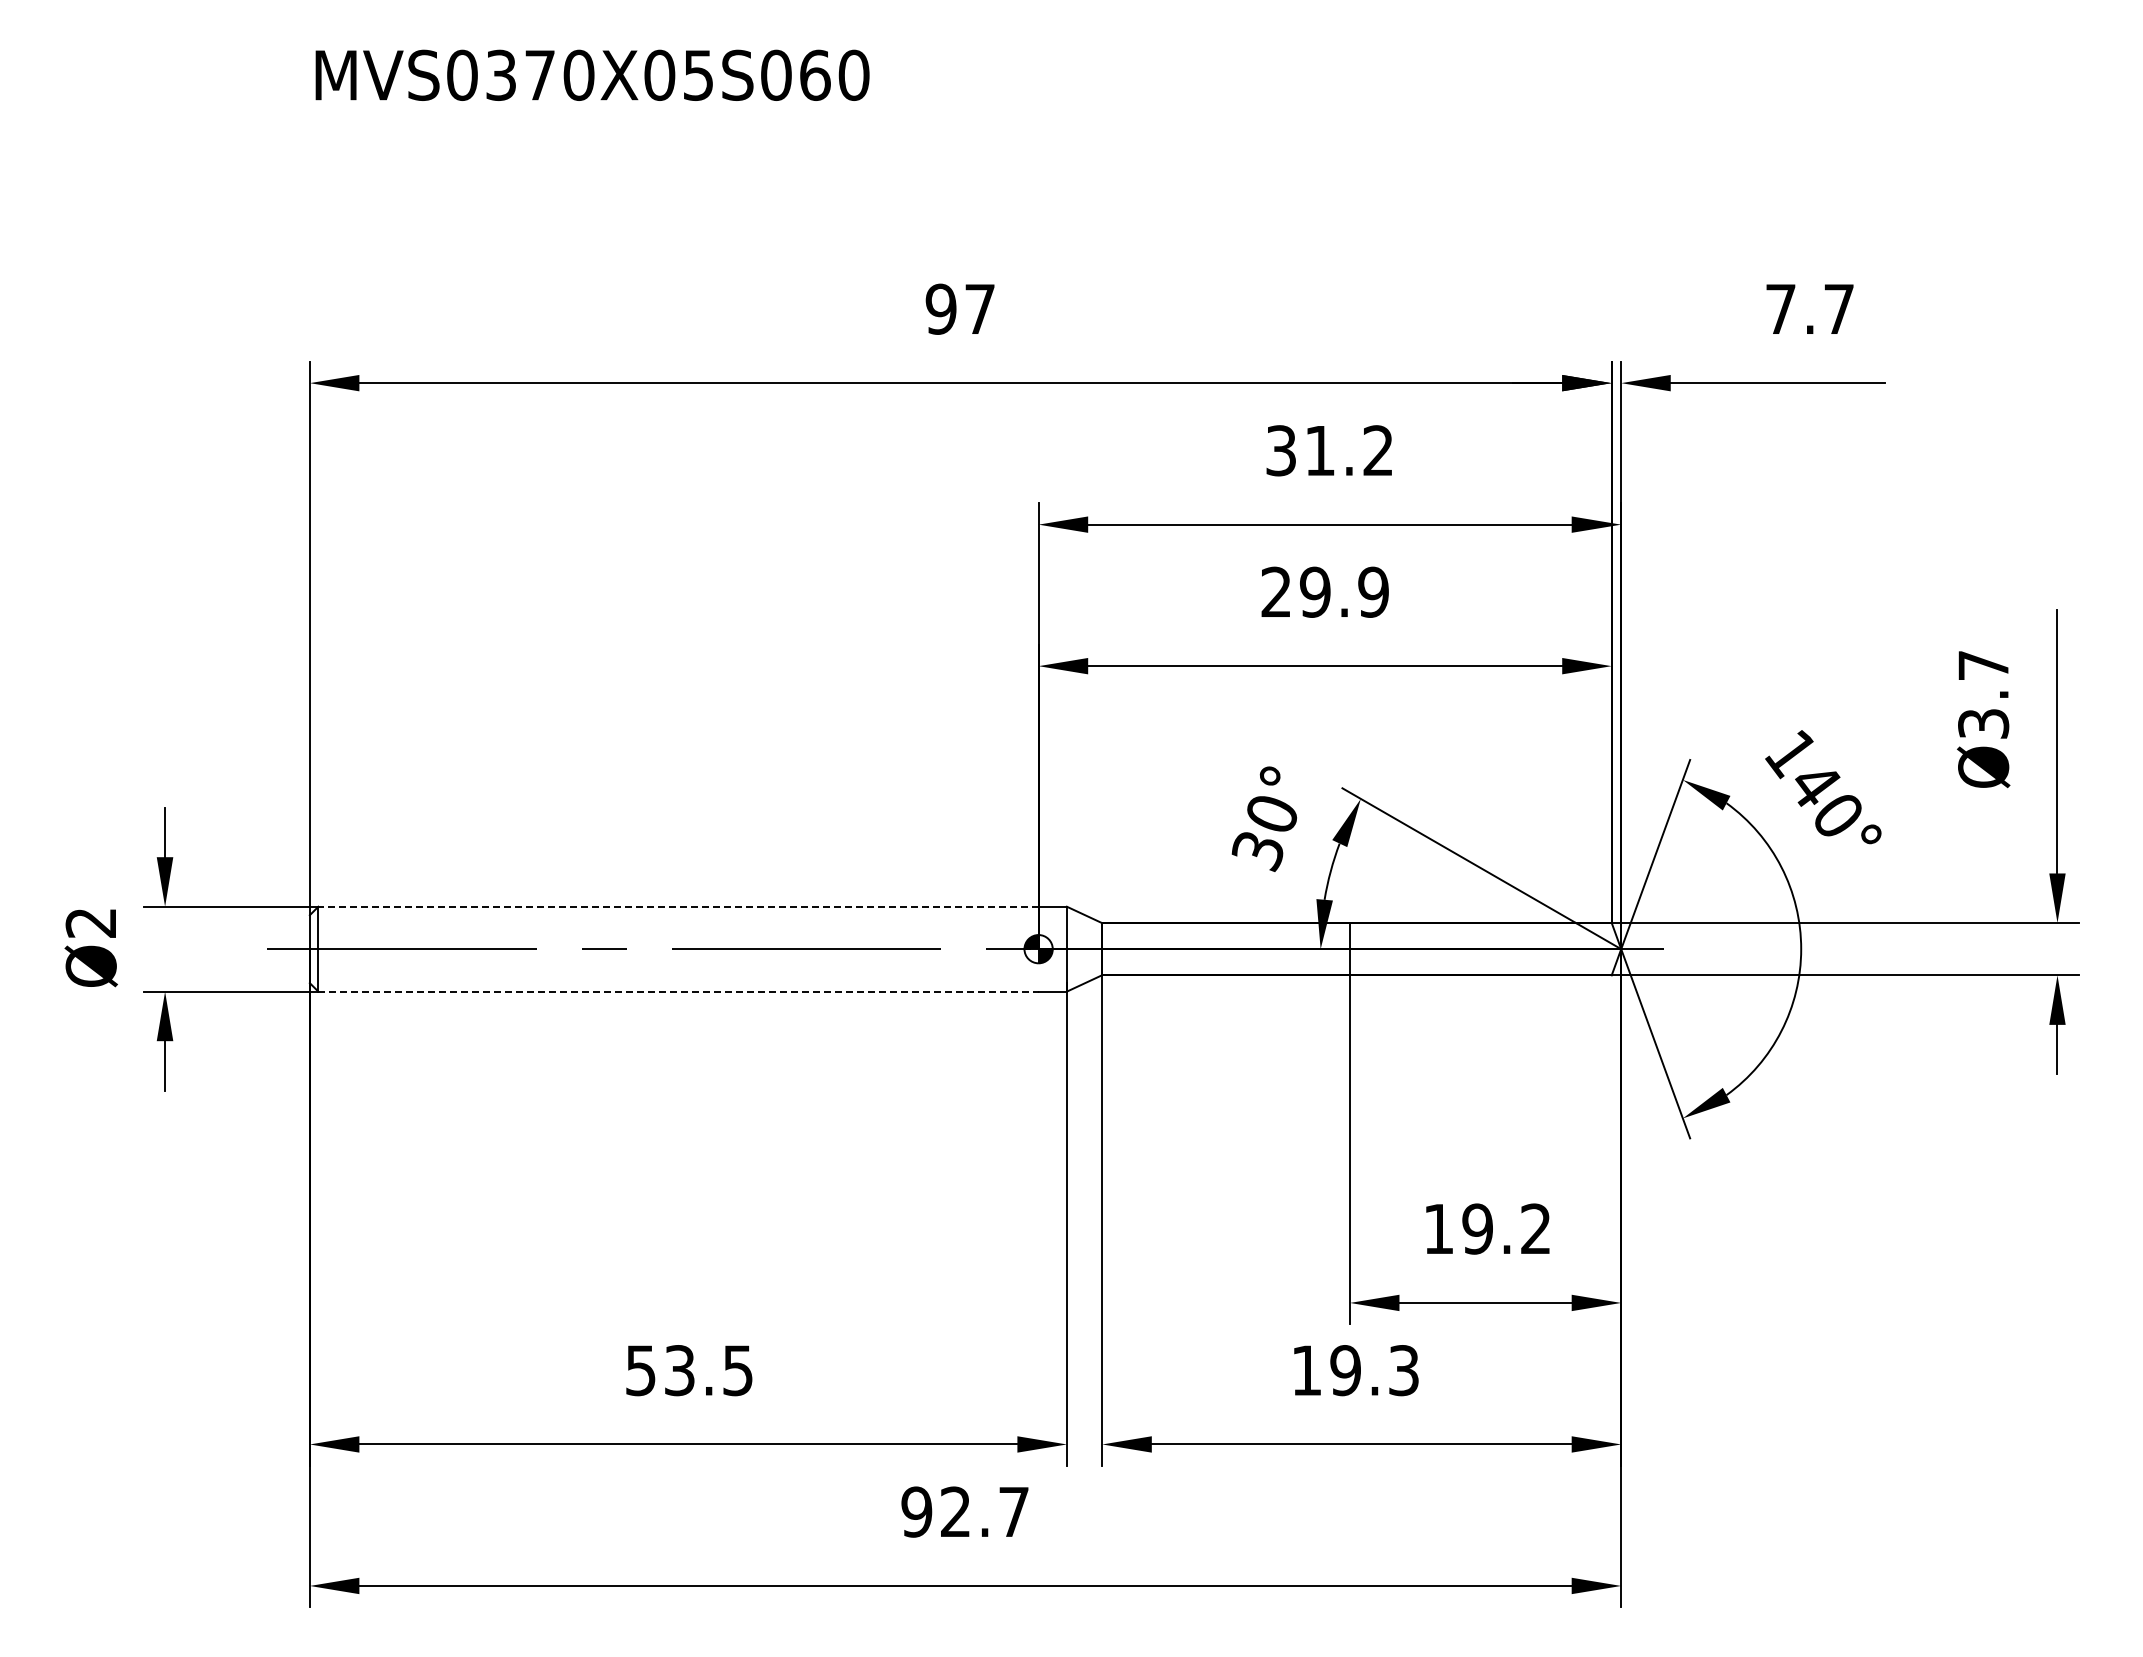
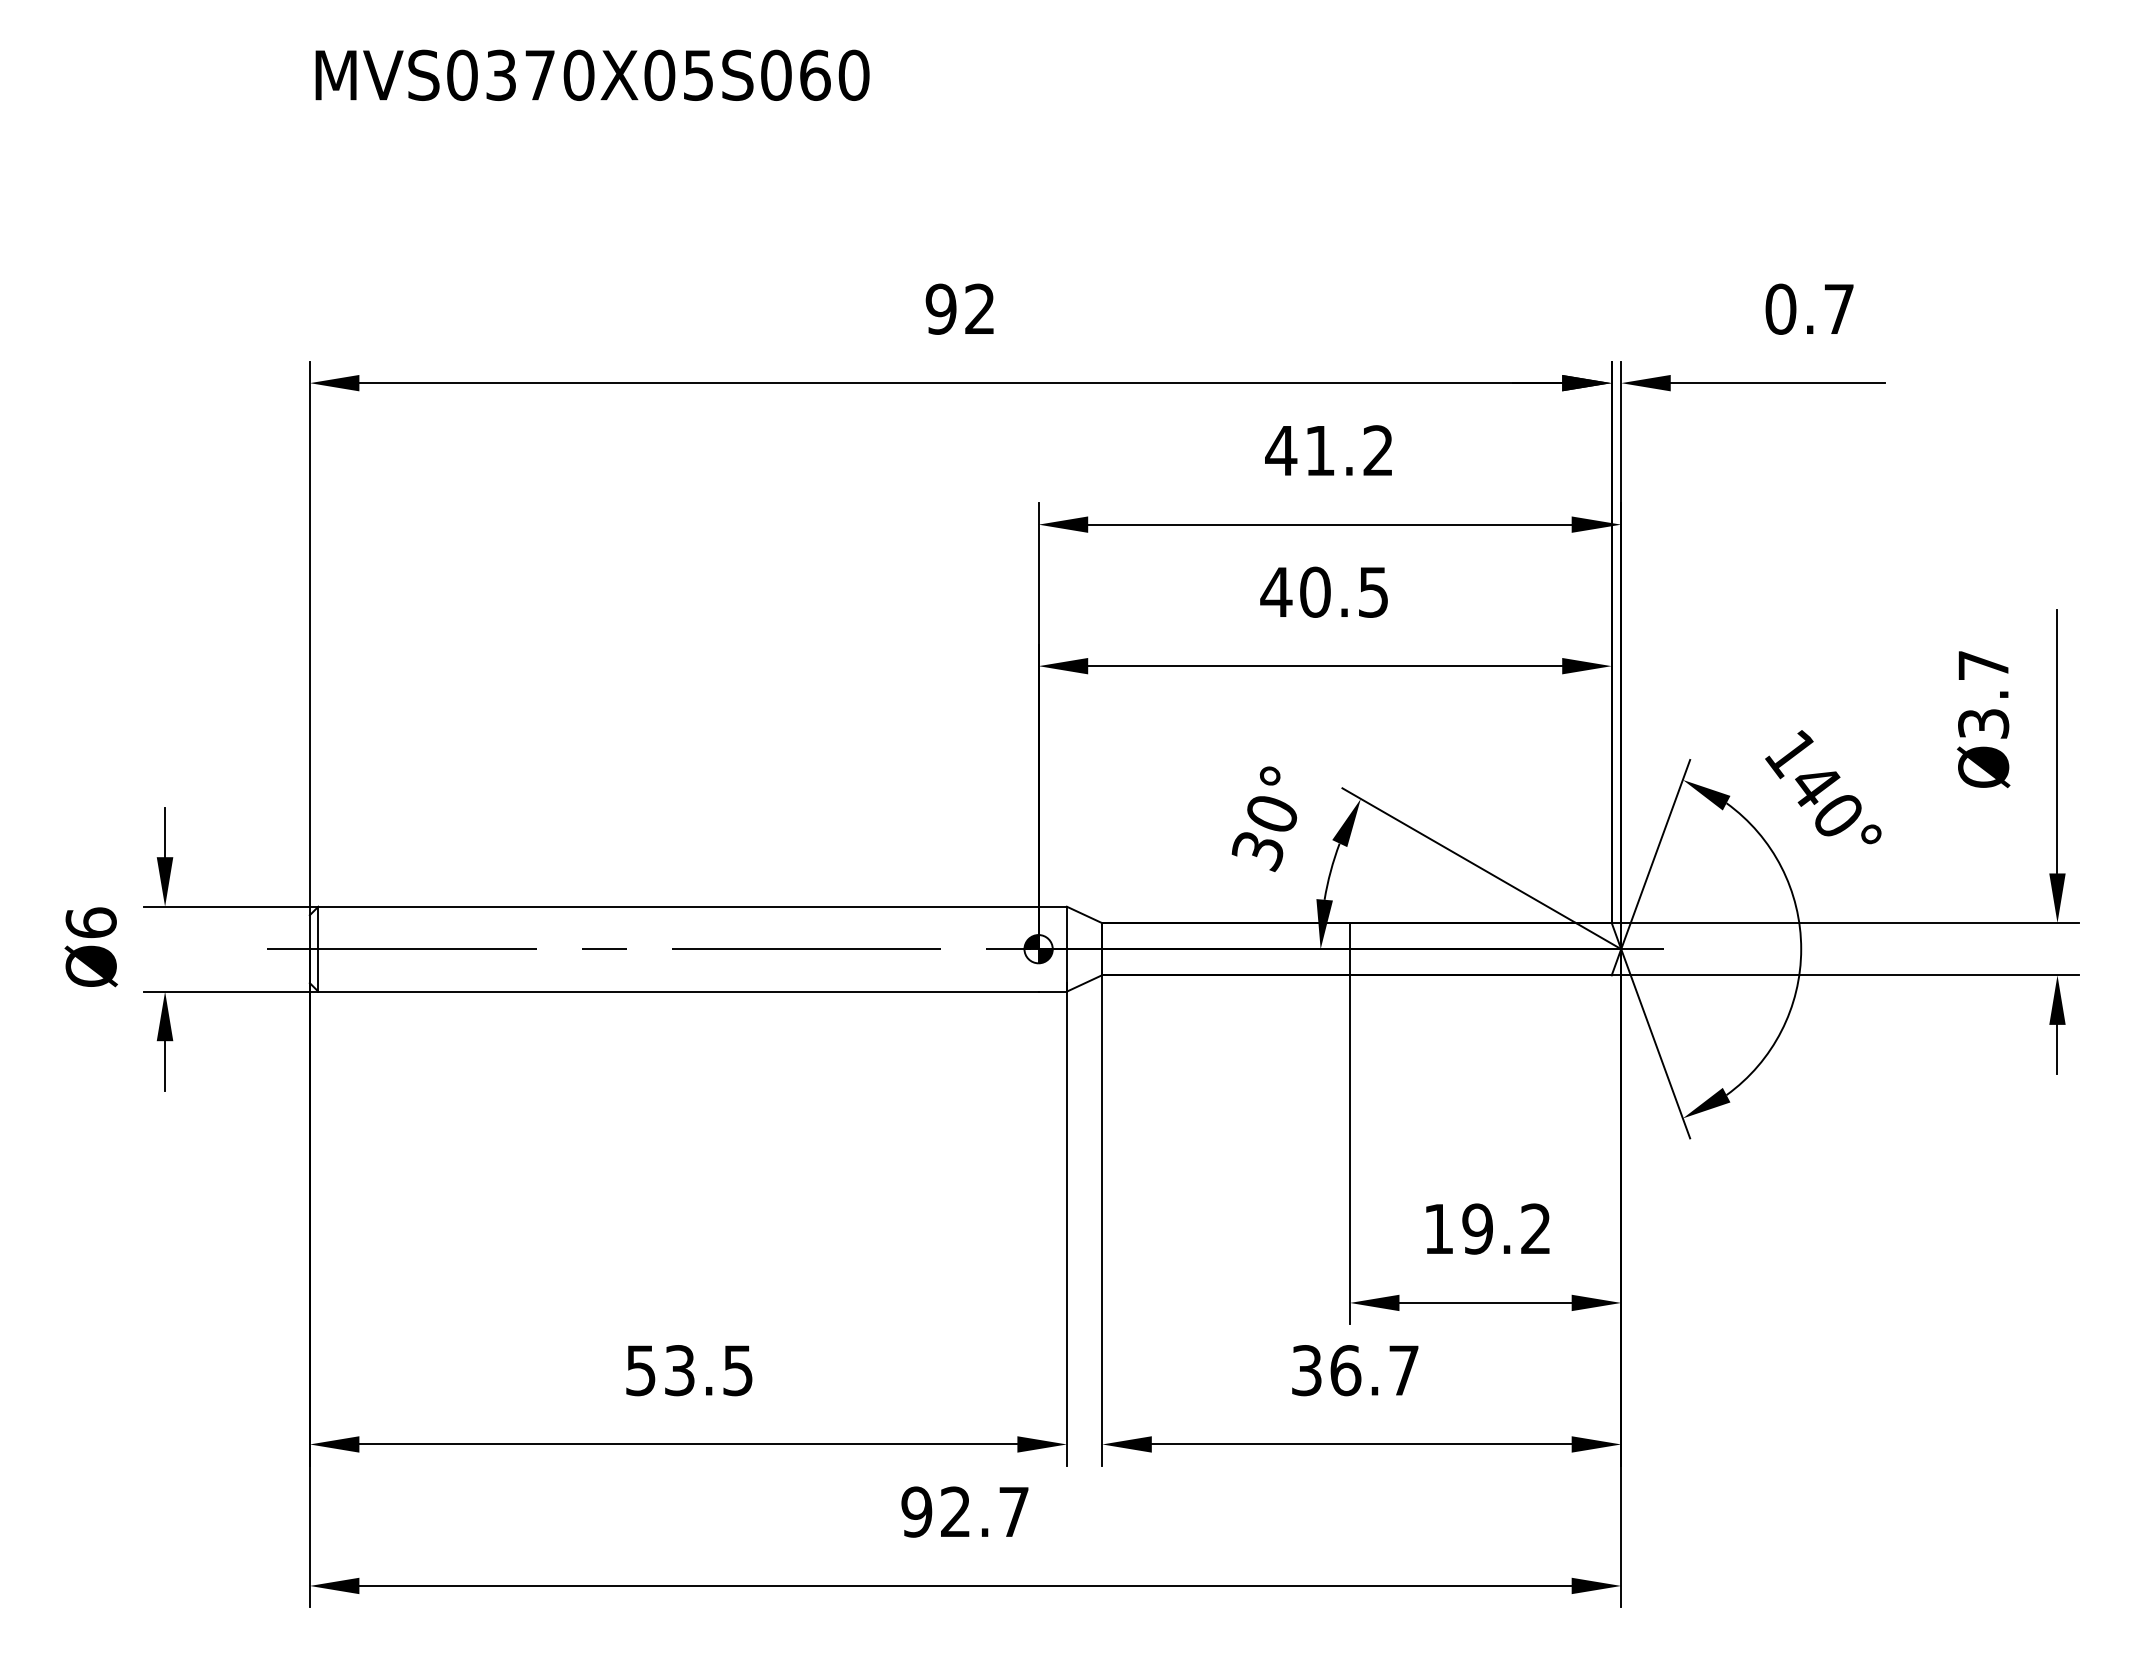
text: 97 -> 92 (979, 308)
text: 7.7 -> 0.7 (1780, 308)
text: 31.2 -> 41.2 (1281, 450)
text: 29.9 -> 40.5 (1324, 591)
line: dashed -> solid (677, 906)
text: Ø2 -> Ø6 (90, 922)
line: dashed -> solid (678, 991)
text: 19.3 -> 36.7 (1355, 1370)
